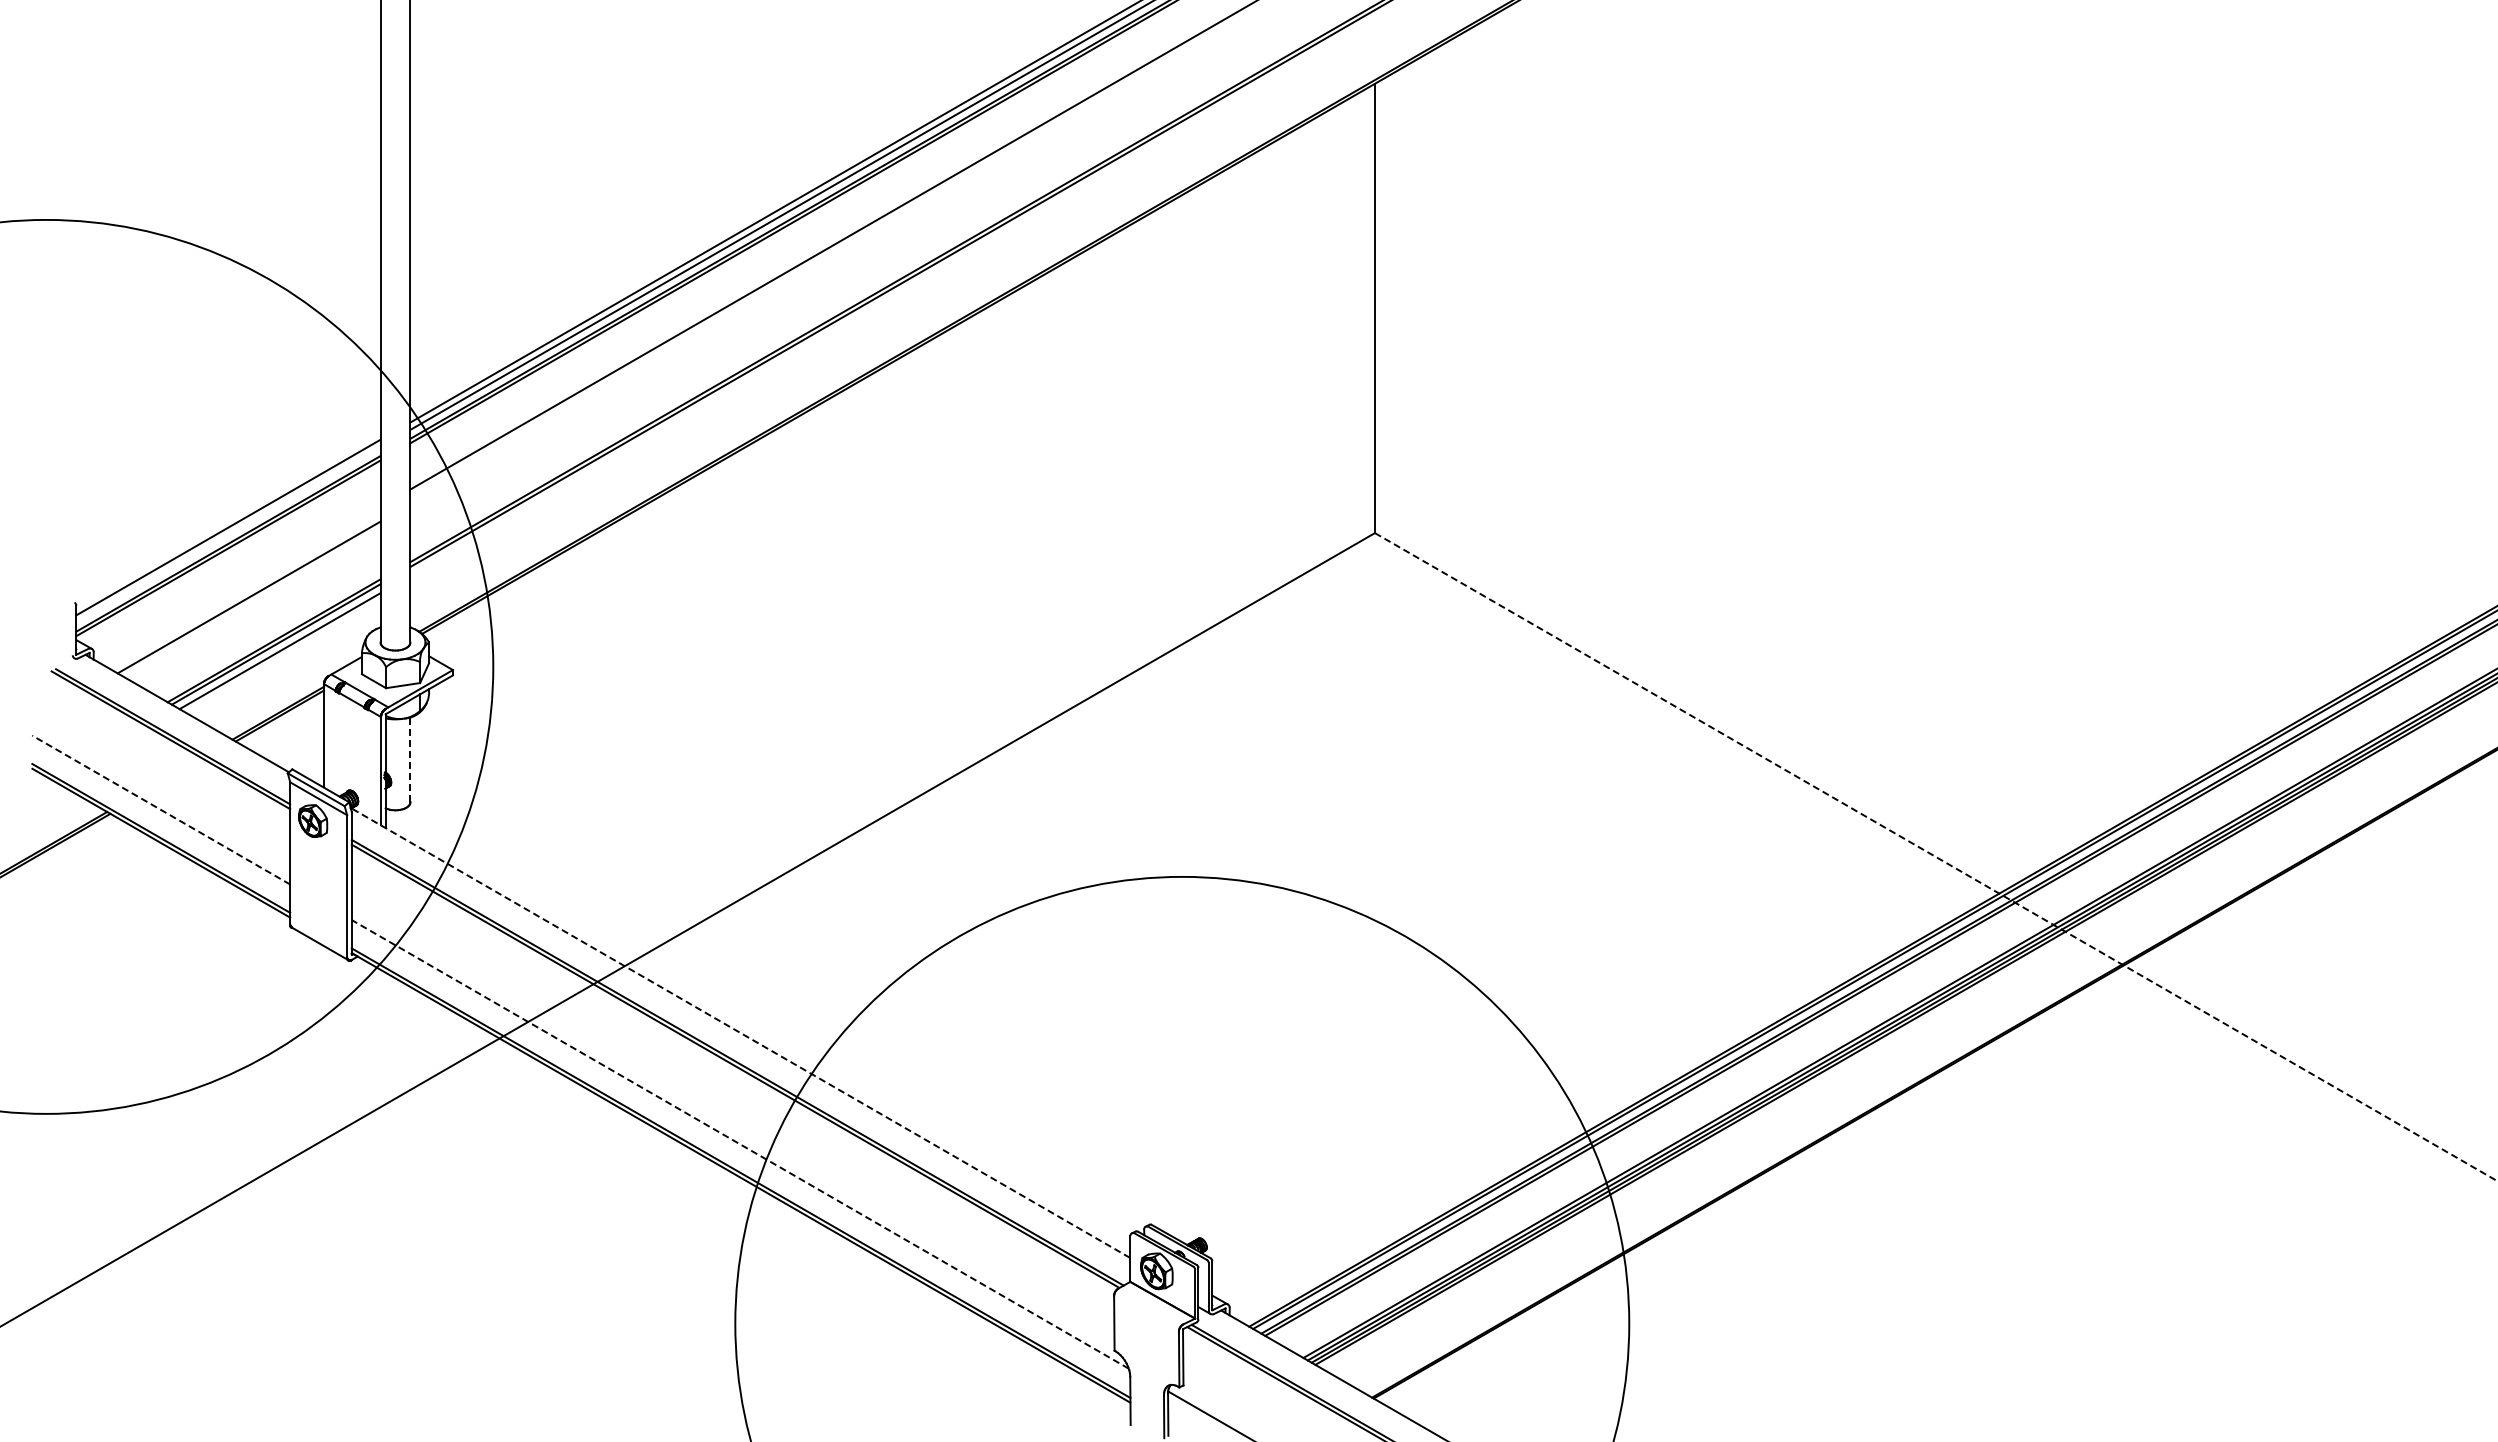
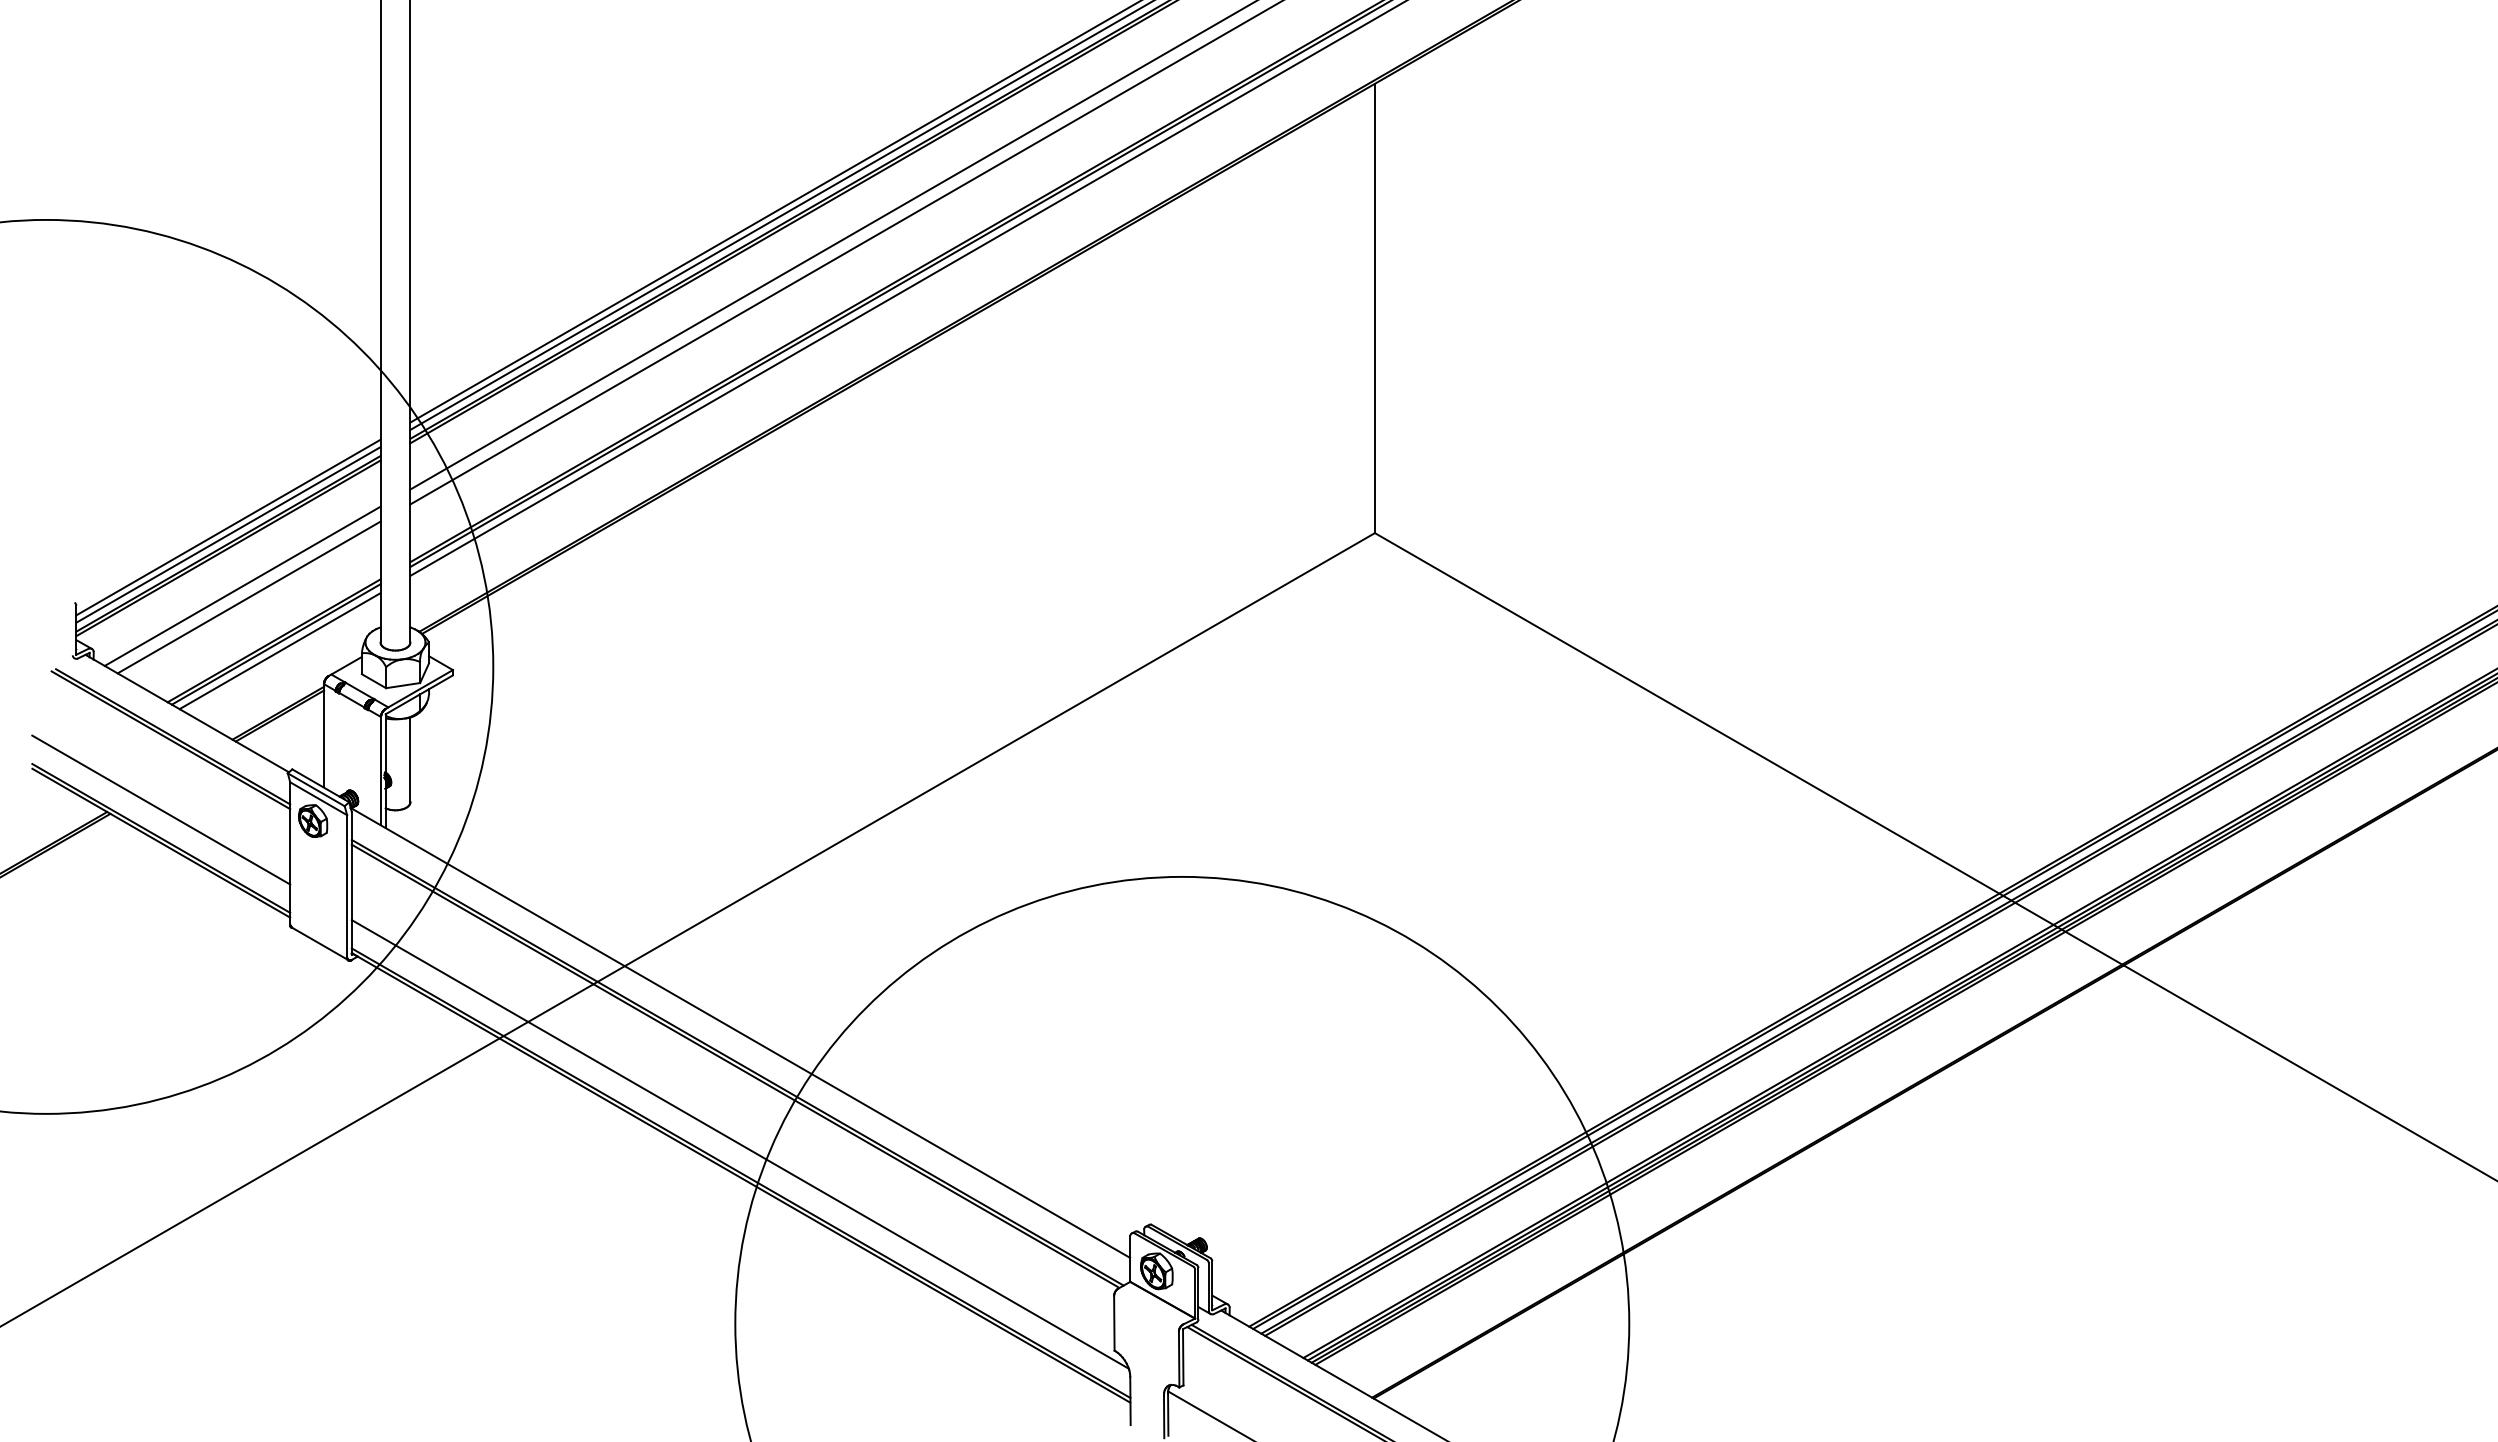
line: none -> present (845, 253)
line: none -> present (906, 288)
line: none -> present (228, 534)
line: none -> present (242, 585)
line: dashed -> solid (410, 759)
line: dashed -> solid (161, 810)
line: dashed -> solid (1936, 857)
line: dashed -> solid (740, 1032)
line: dashed -> solid (740, 1144)
